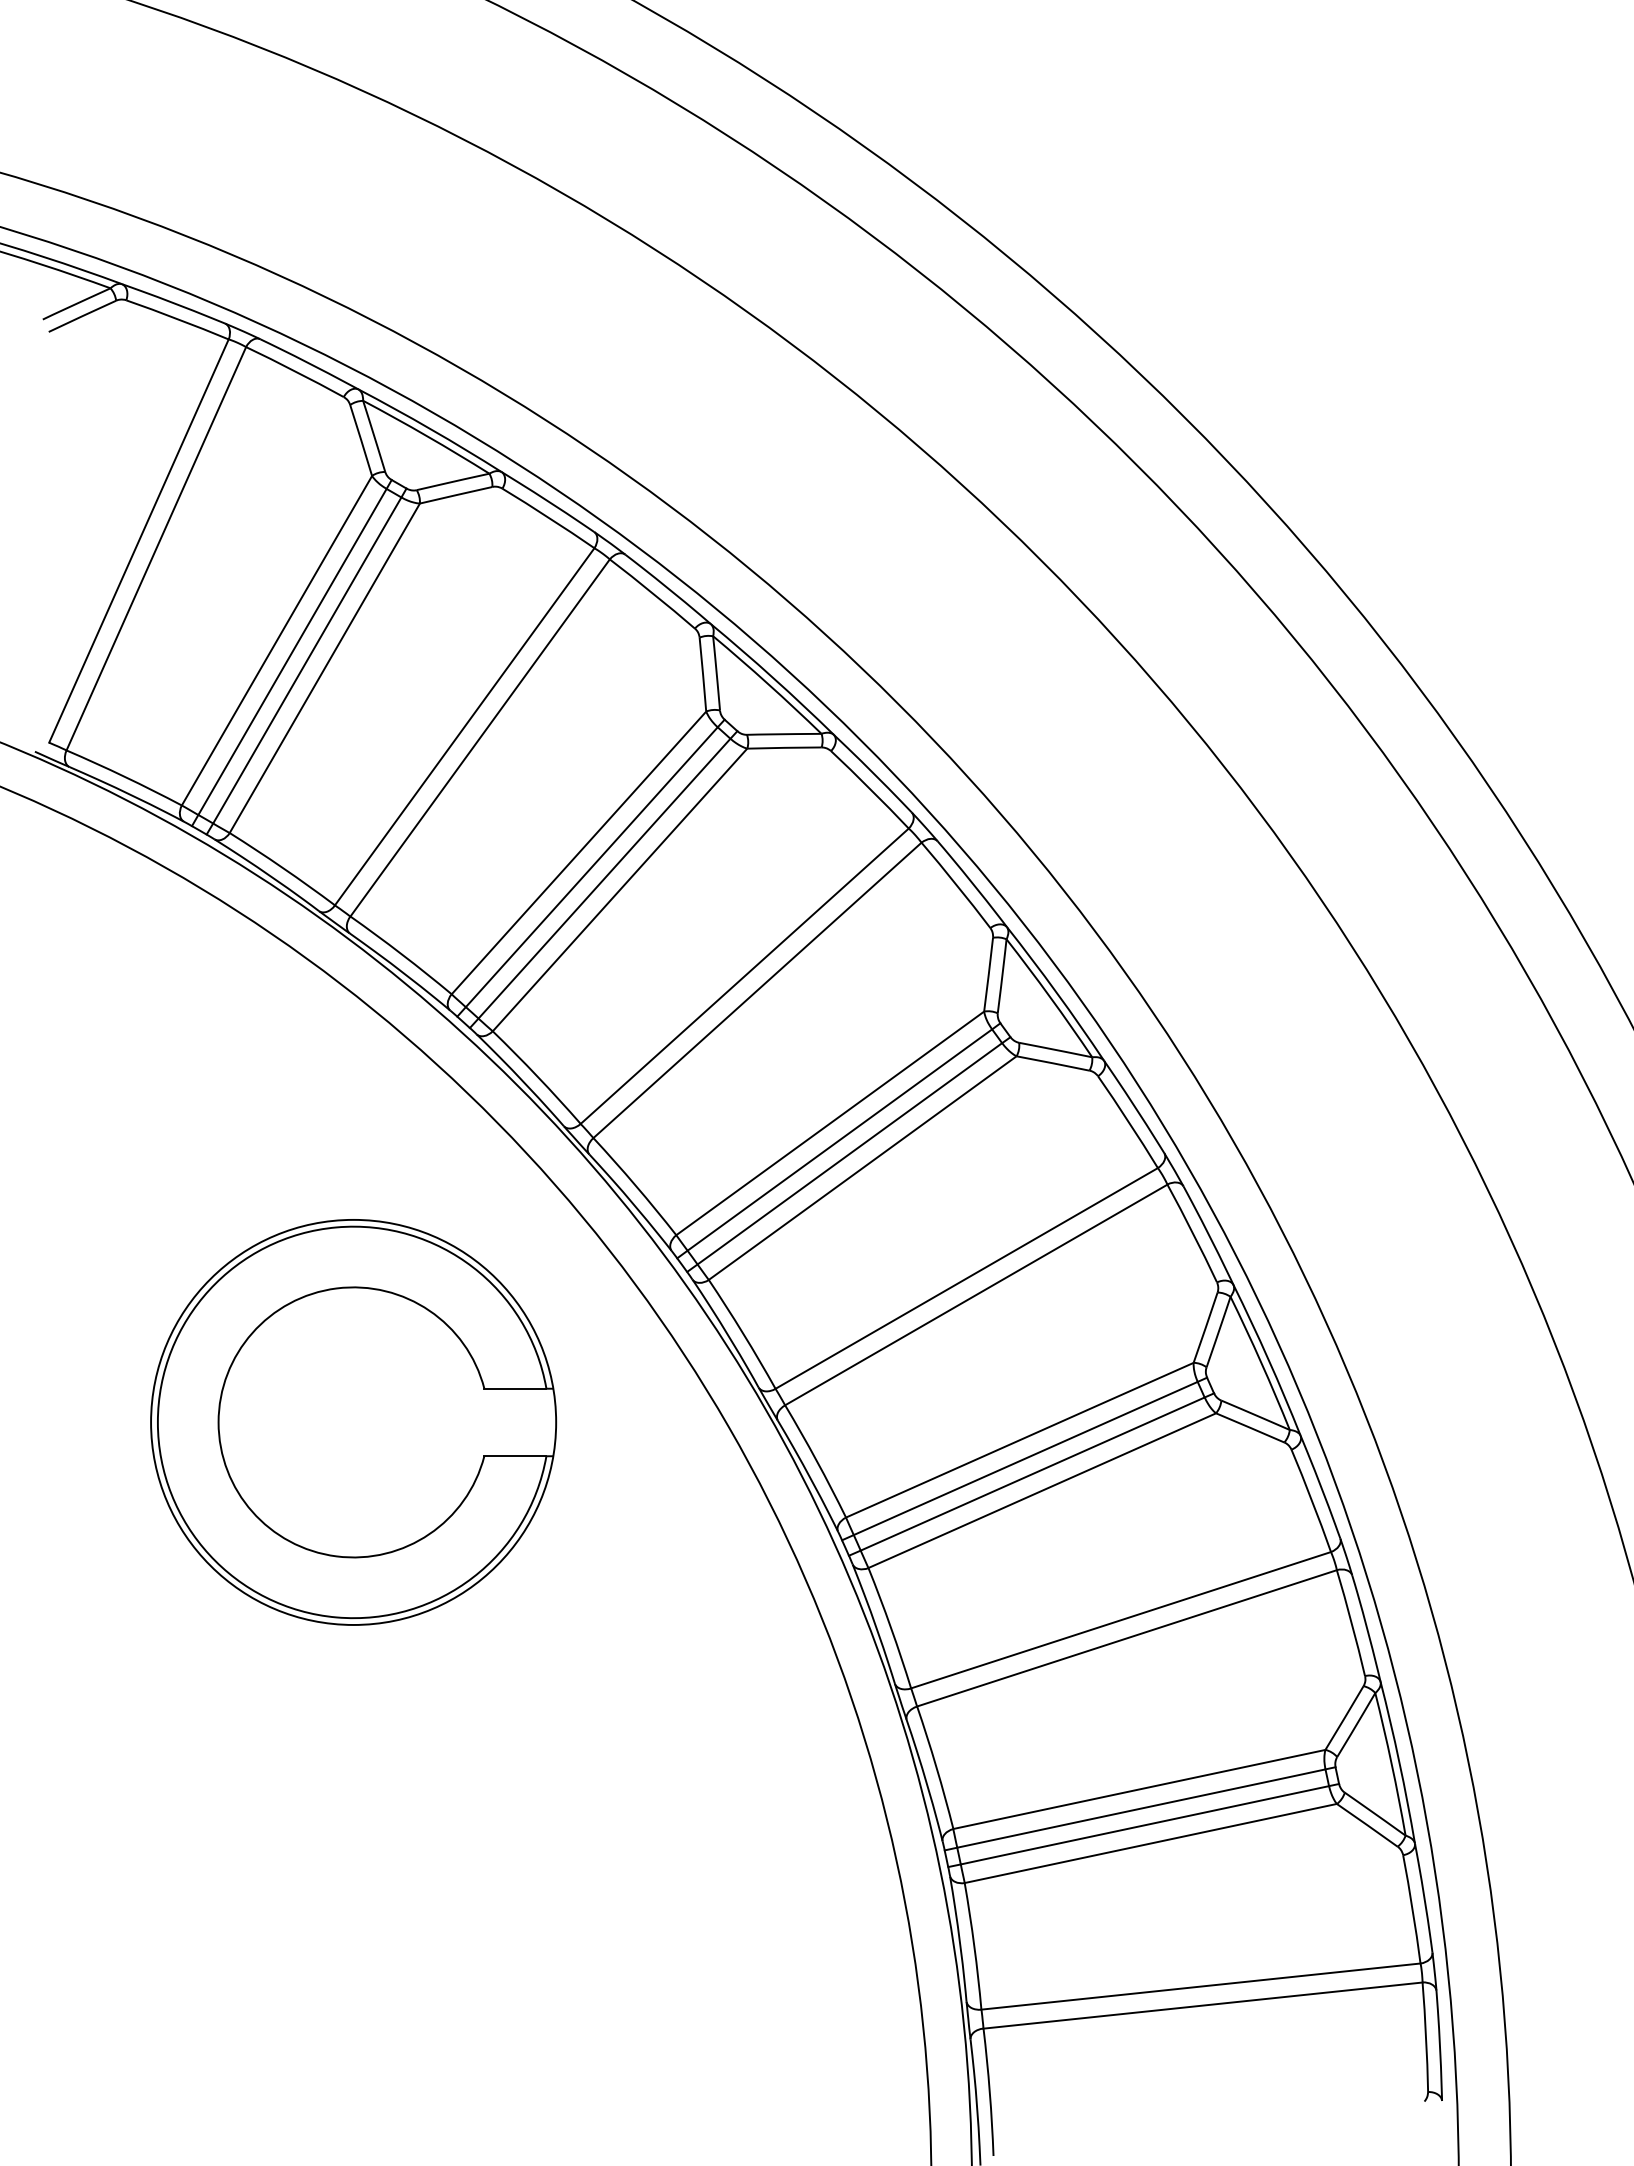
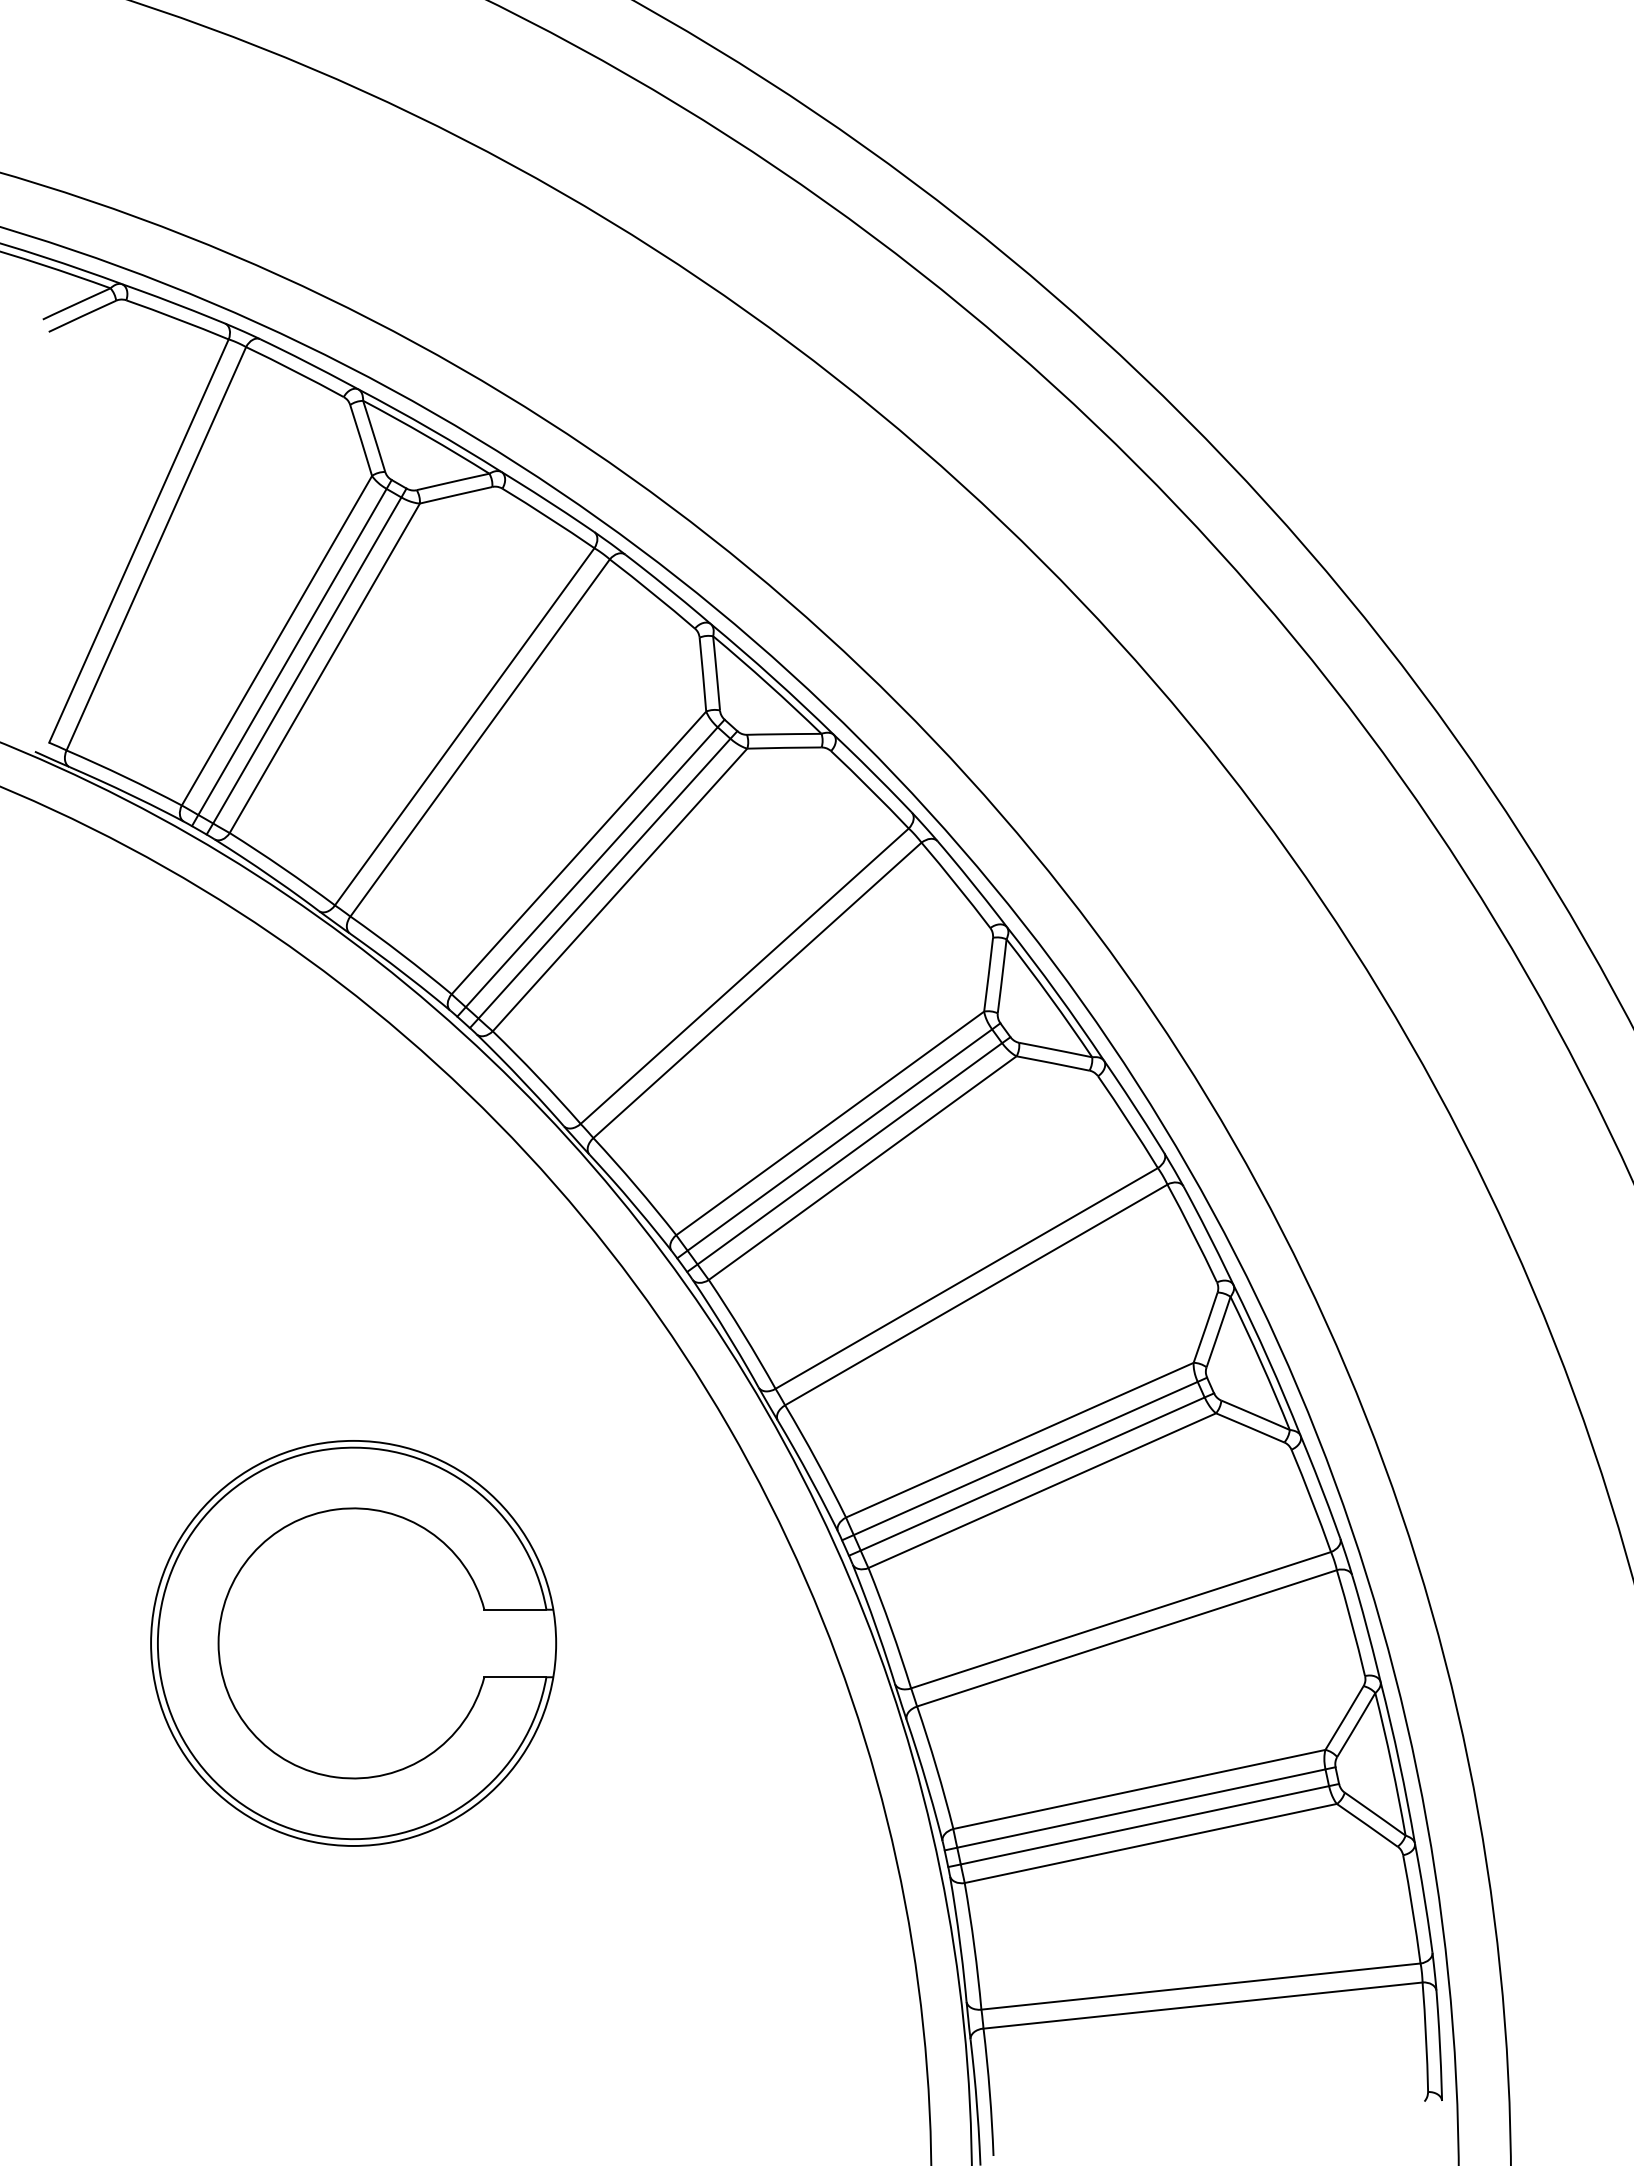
part position: (353, 1422) -> (353, 1643) (353, 1643)
